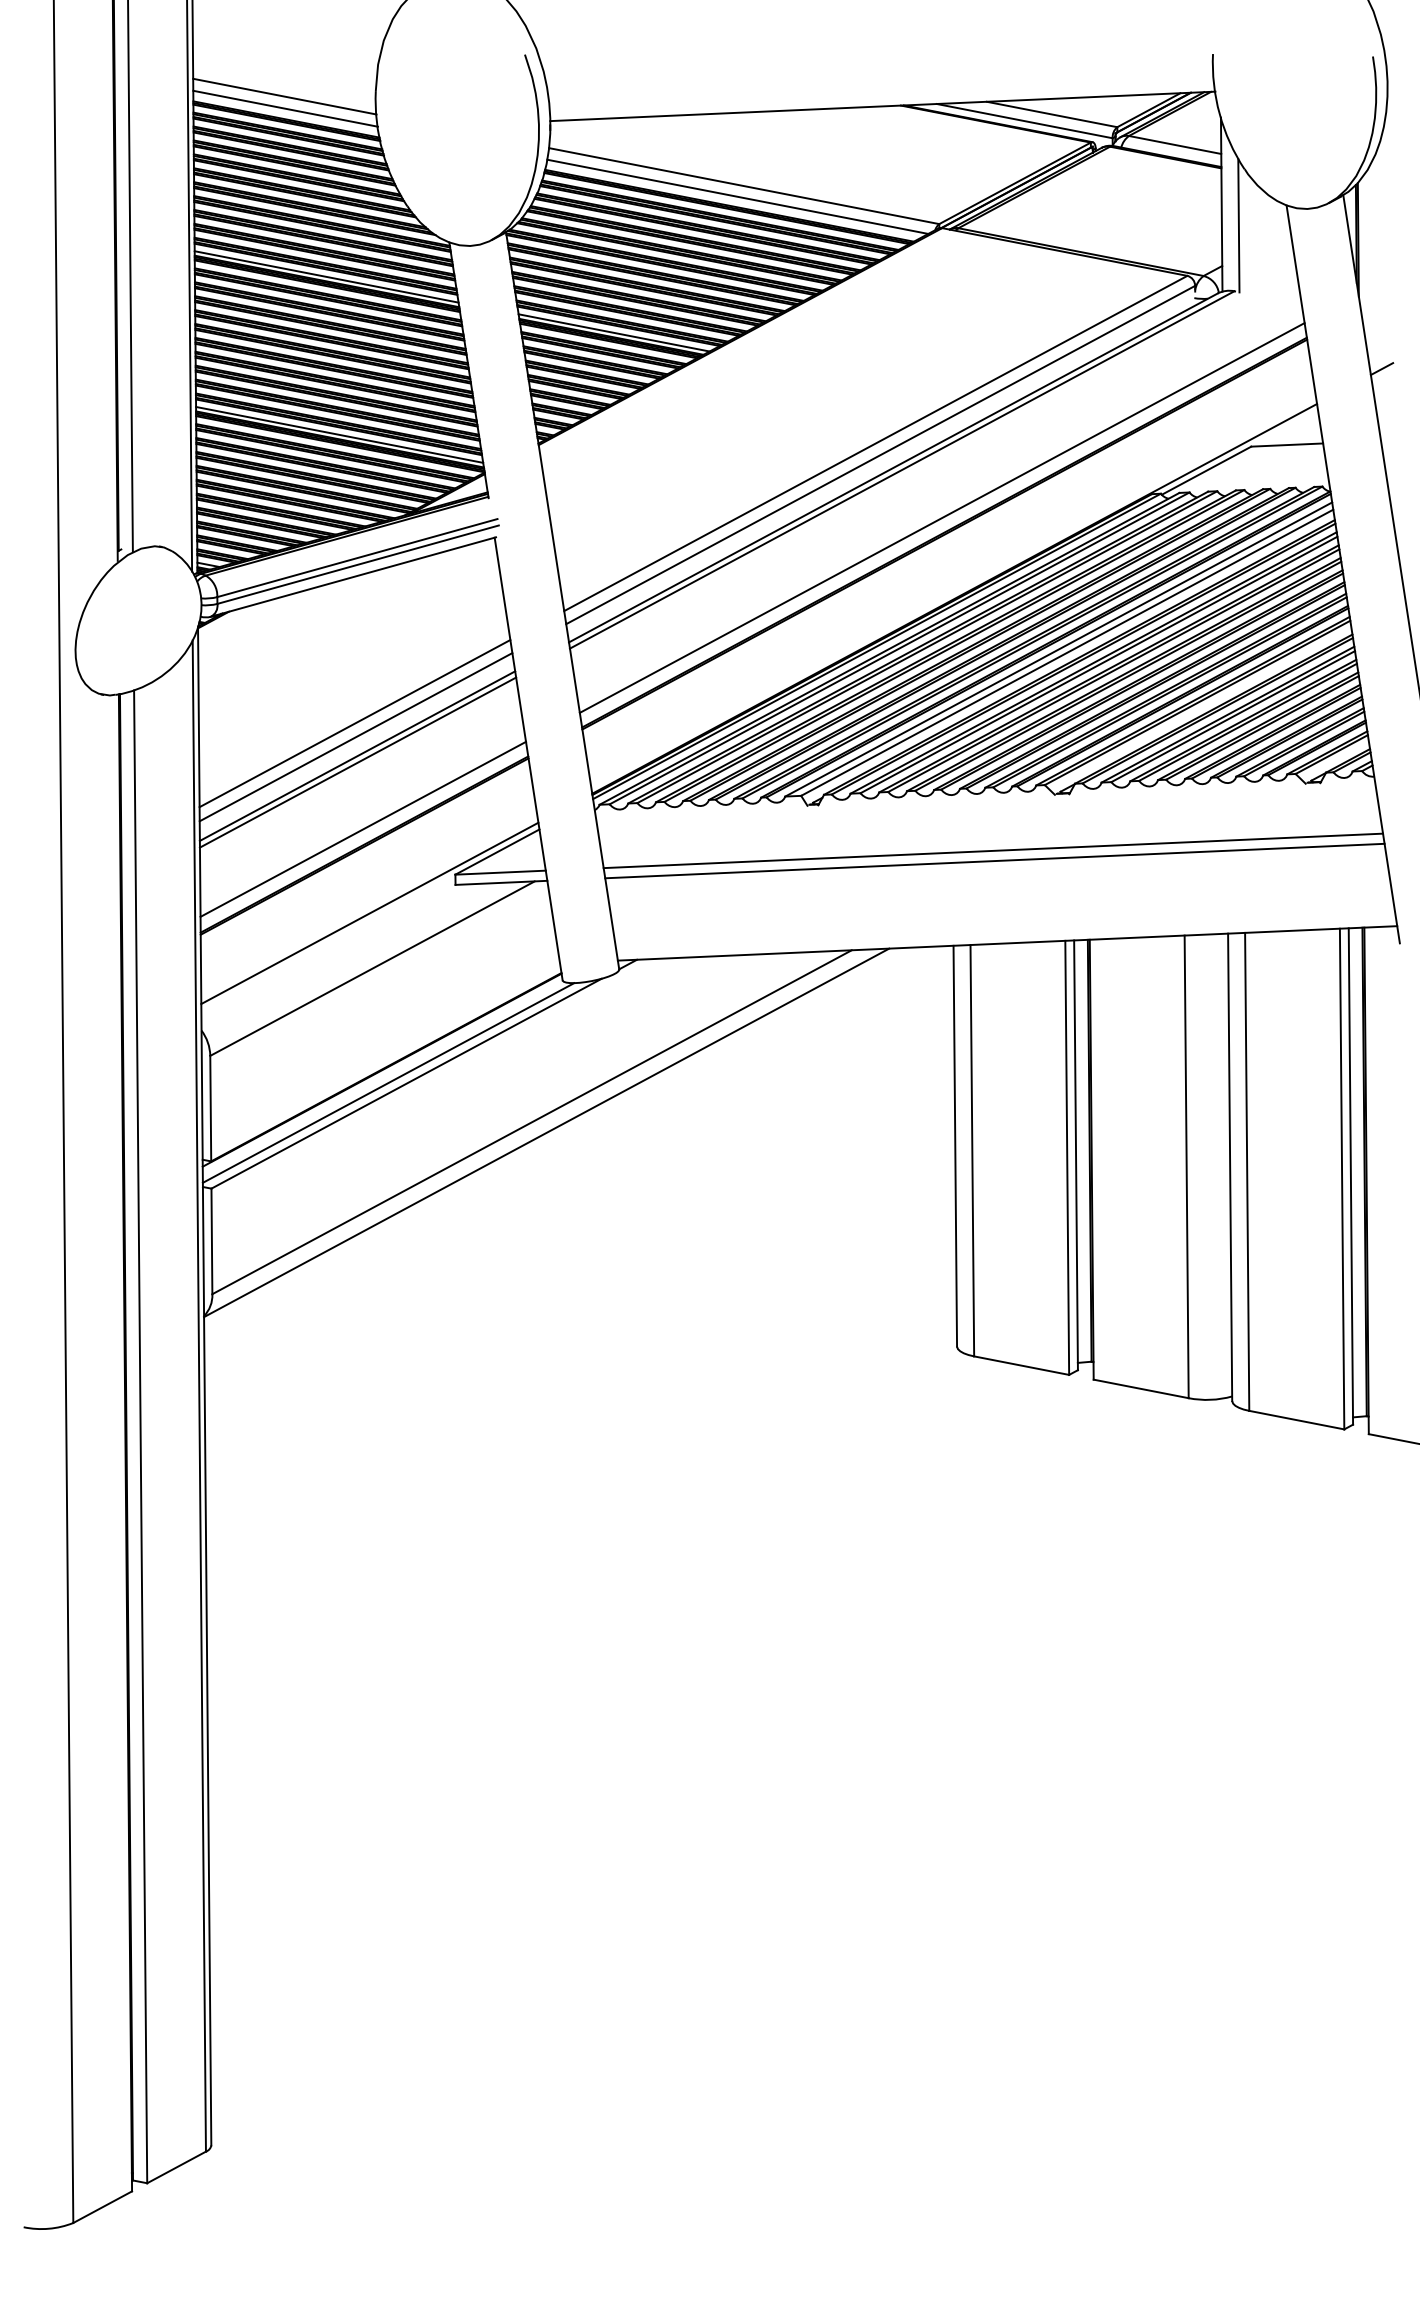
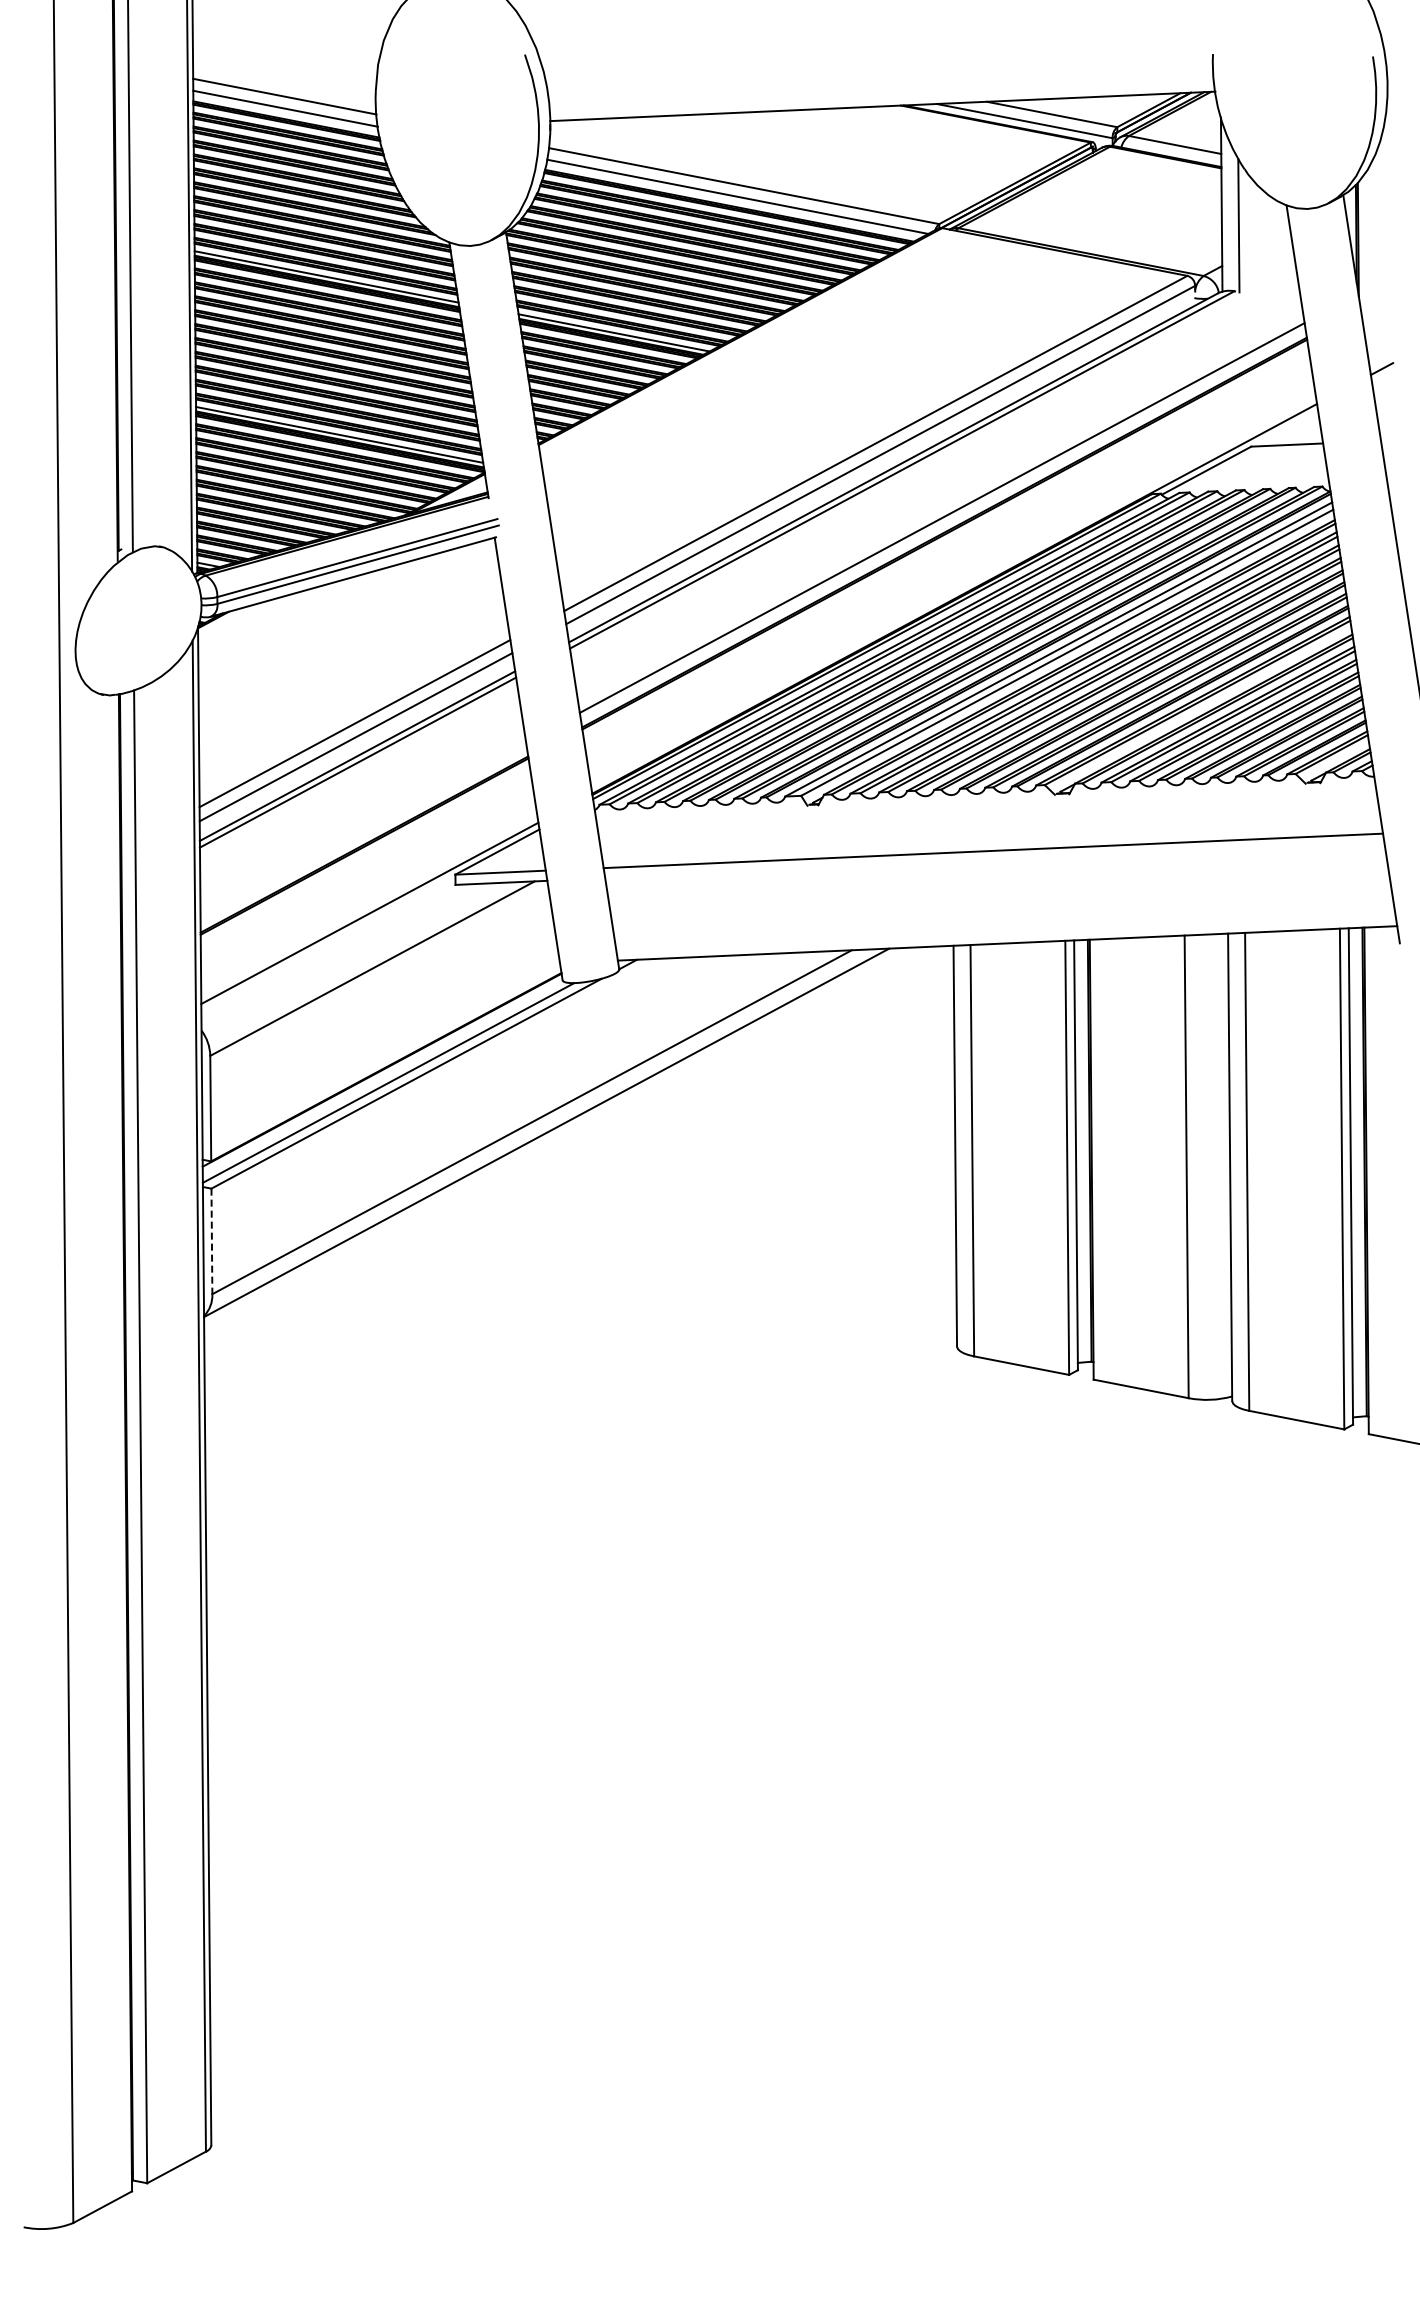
line: present -> none (363, 828)
line: present -> none (994, 860)
line: solid -> dashed (211, 1241)
